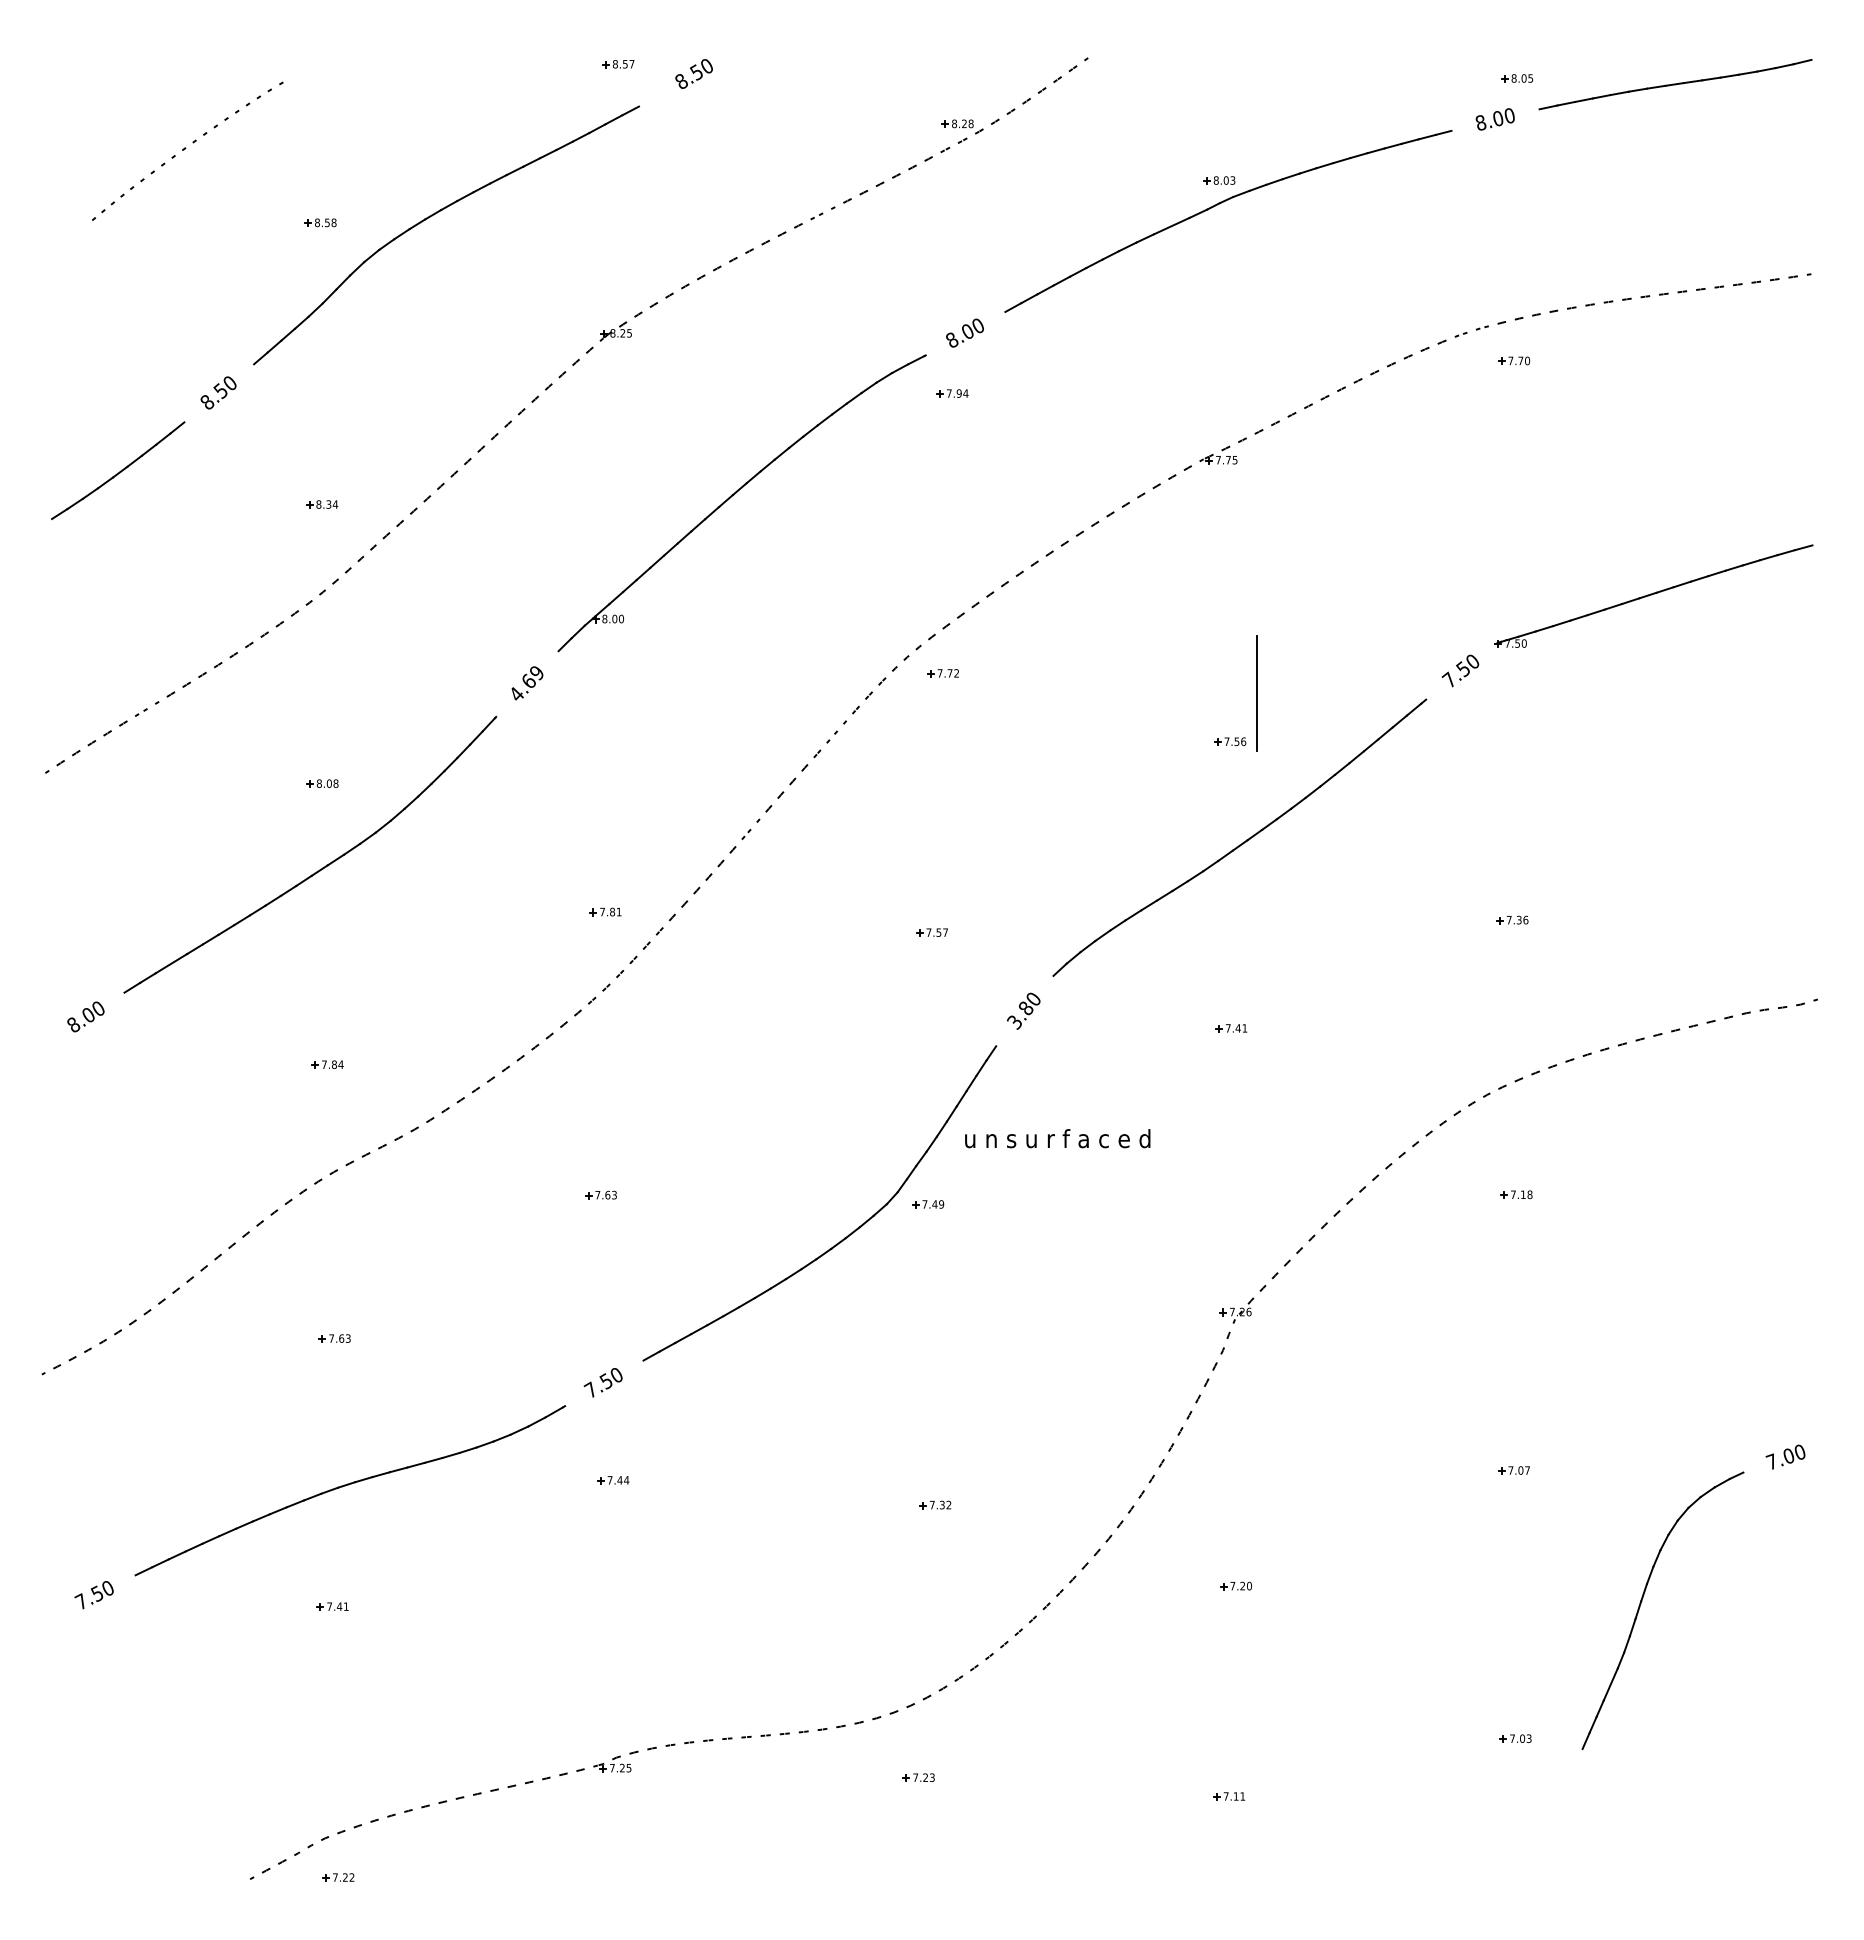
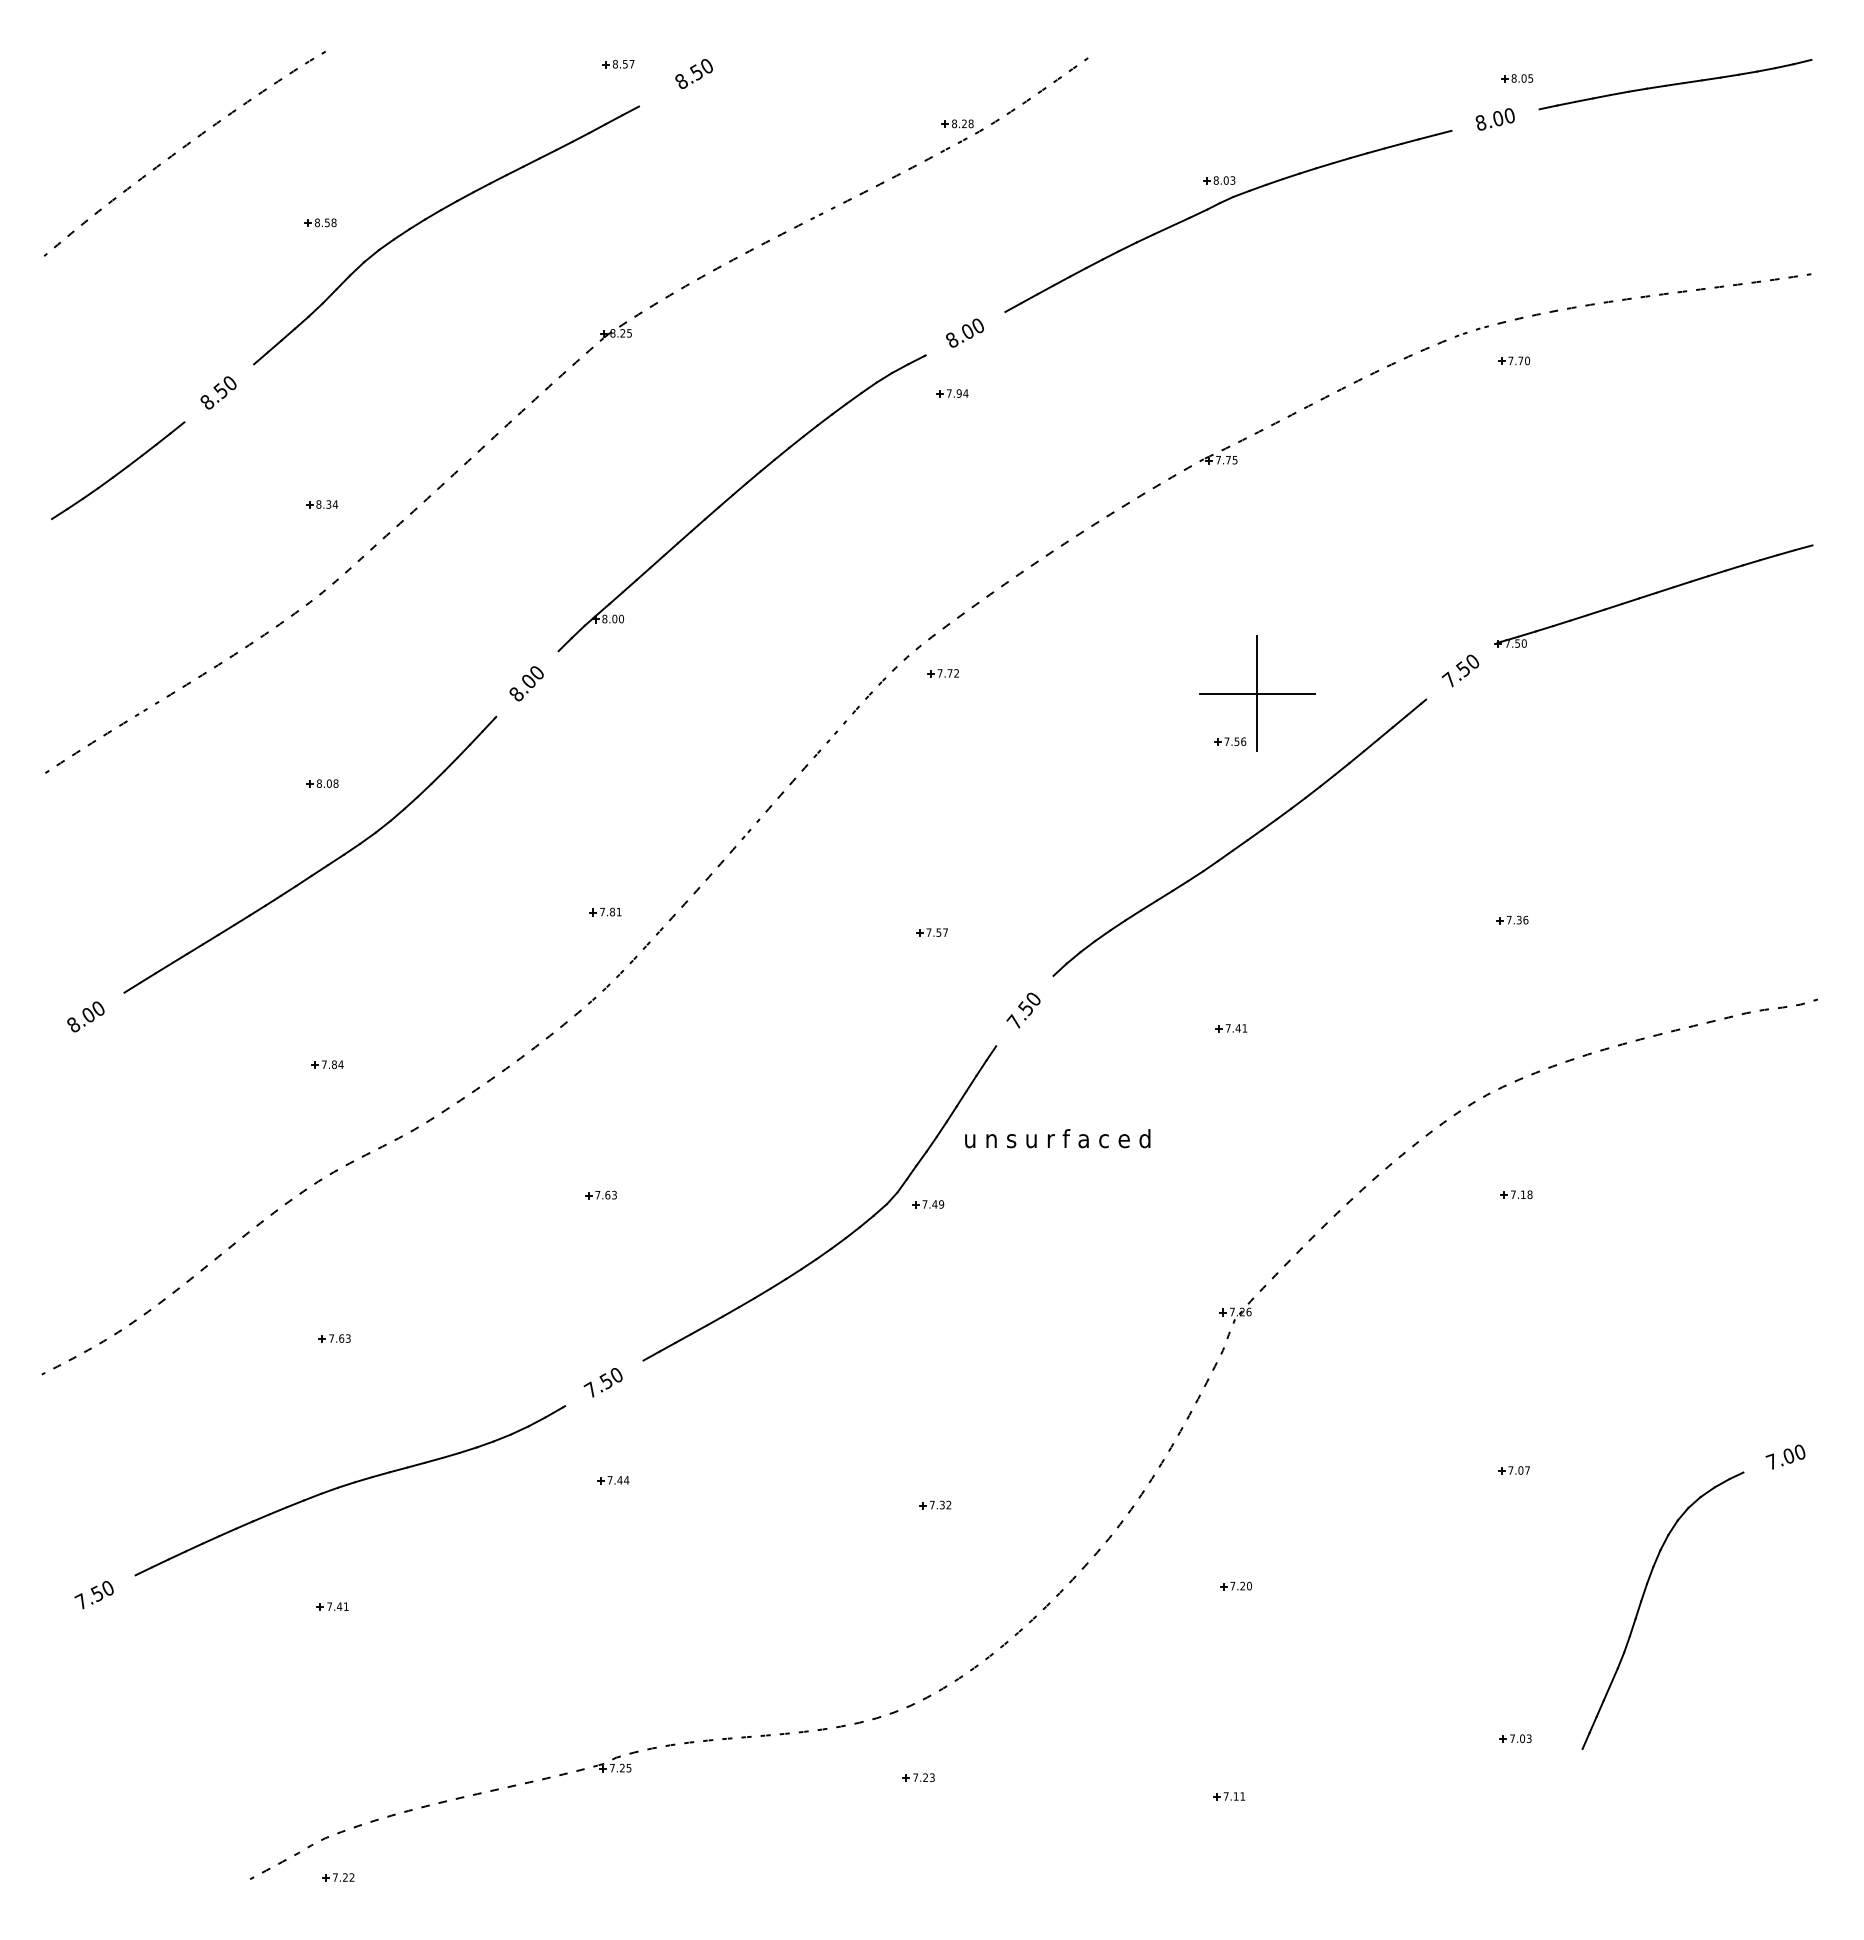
part size: 192x140 px -> 283x206 px (184, 153)
text: 4.69 -> 8.00 (526, 683)
line: none -> present (1256, 693)
text: 3.80 -> 7.50 (1019, 1015)
